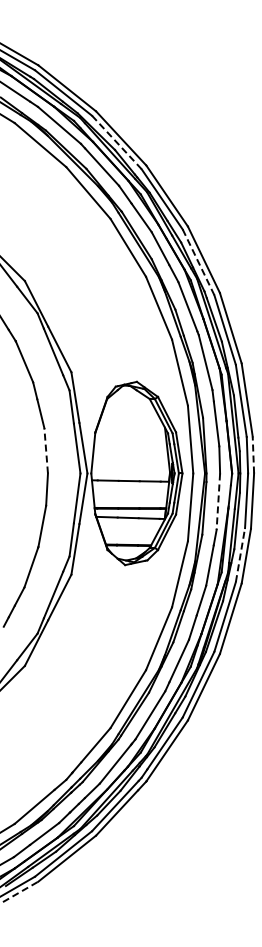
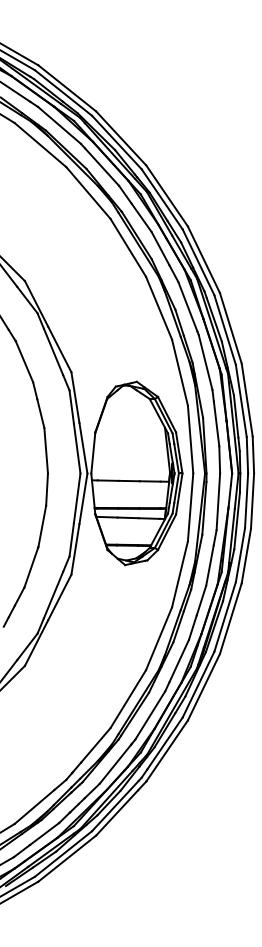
line: dashed -> solid (117, 142)
line: dashed -> solid (198, 262)
line: dashed -> solid (46, 450)
line: dashed -> solid (253, 454)
line: dashed -> solid (218, 502)
line: dashed -> solid (240, 554)
line: dashed -> solid (19, 892)
